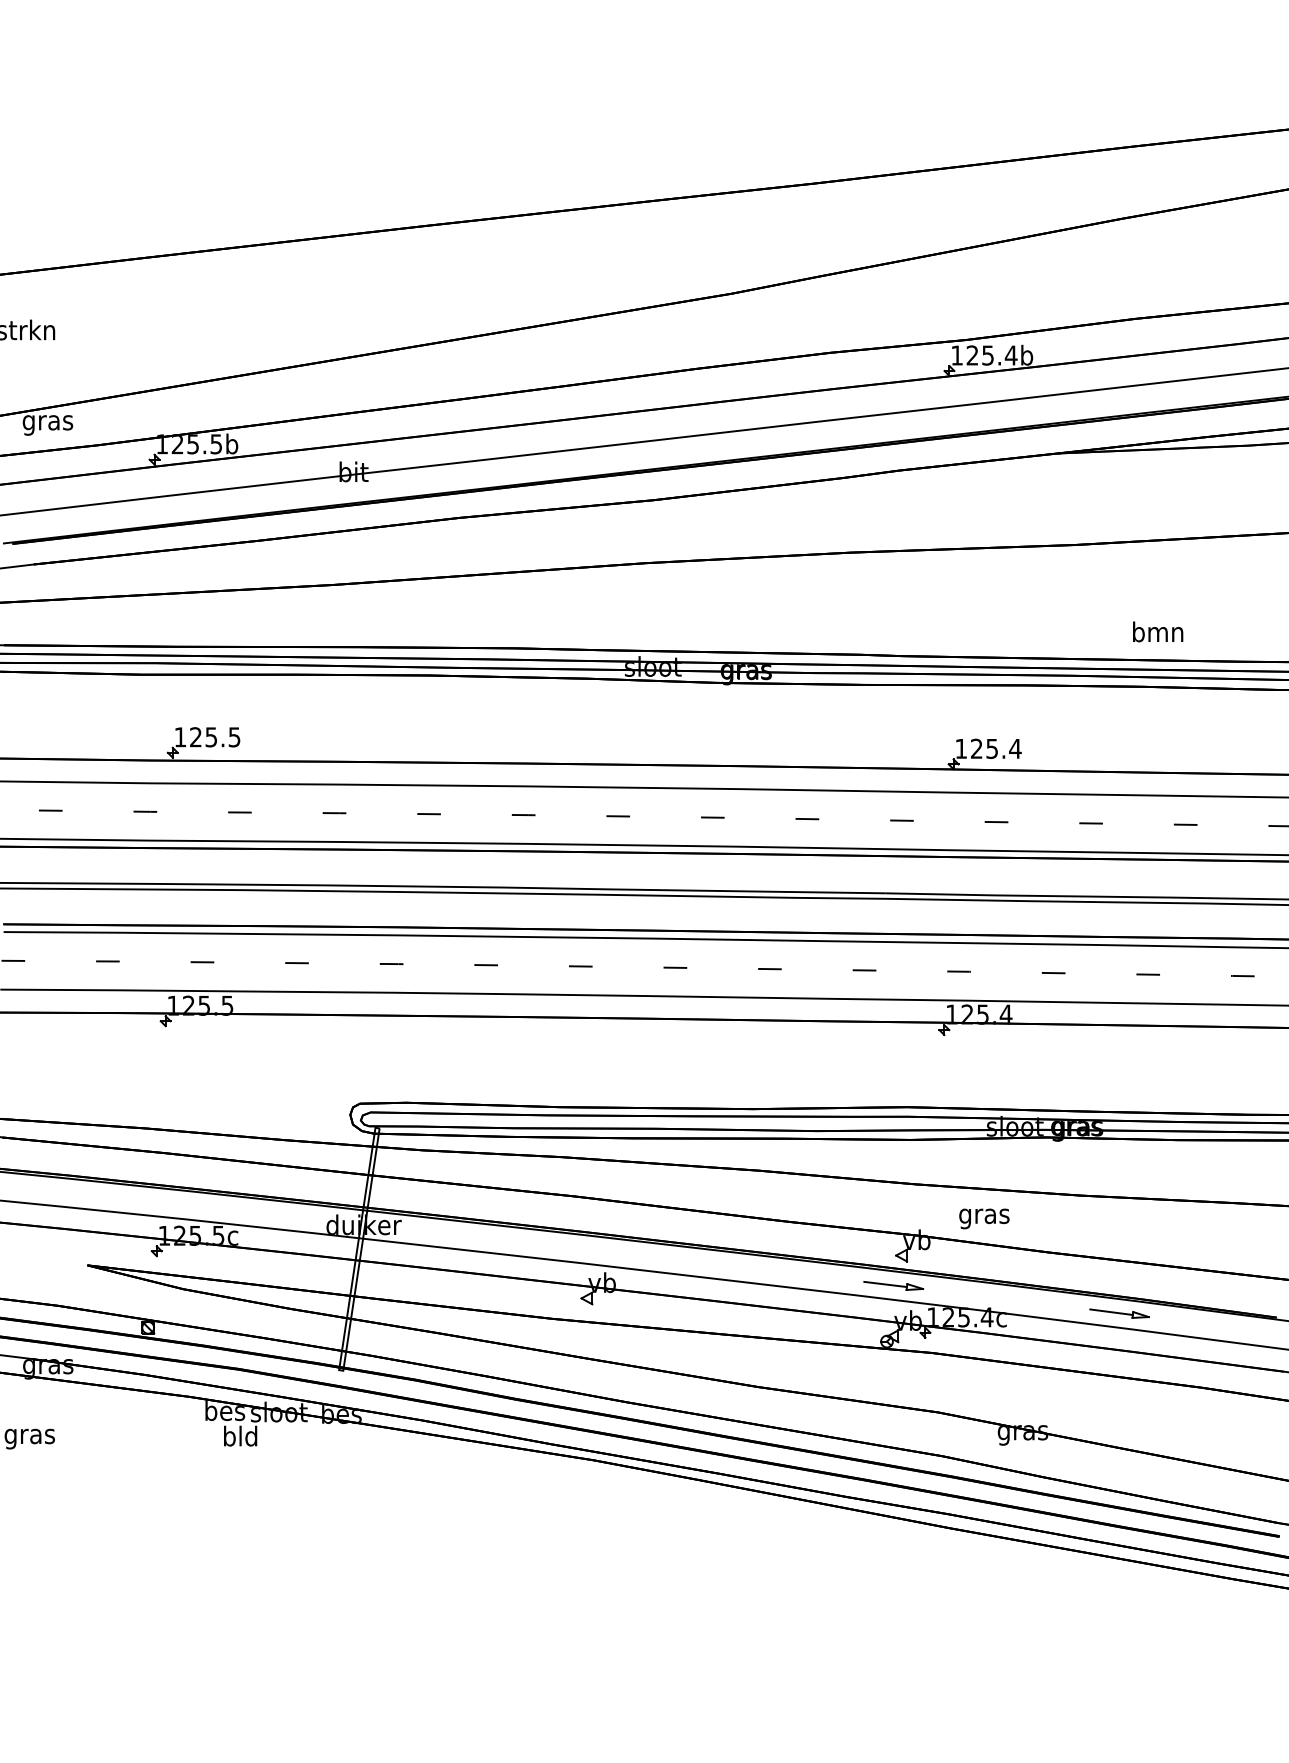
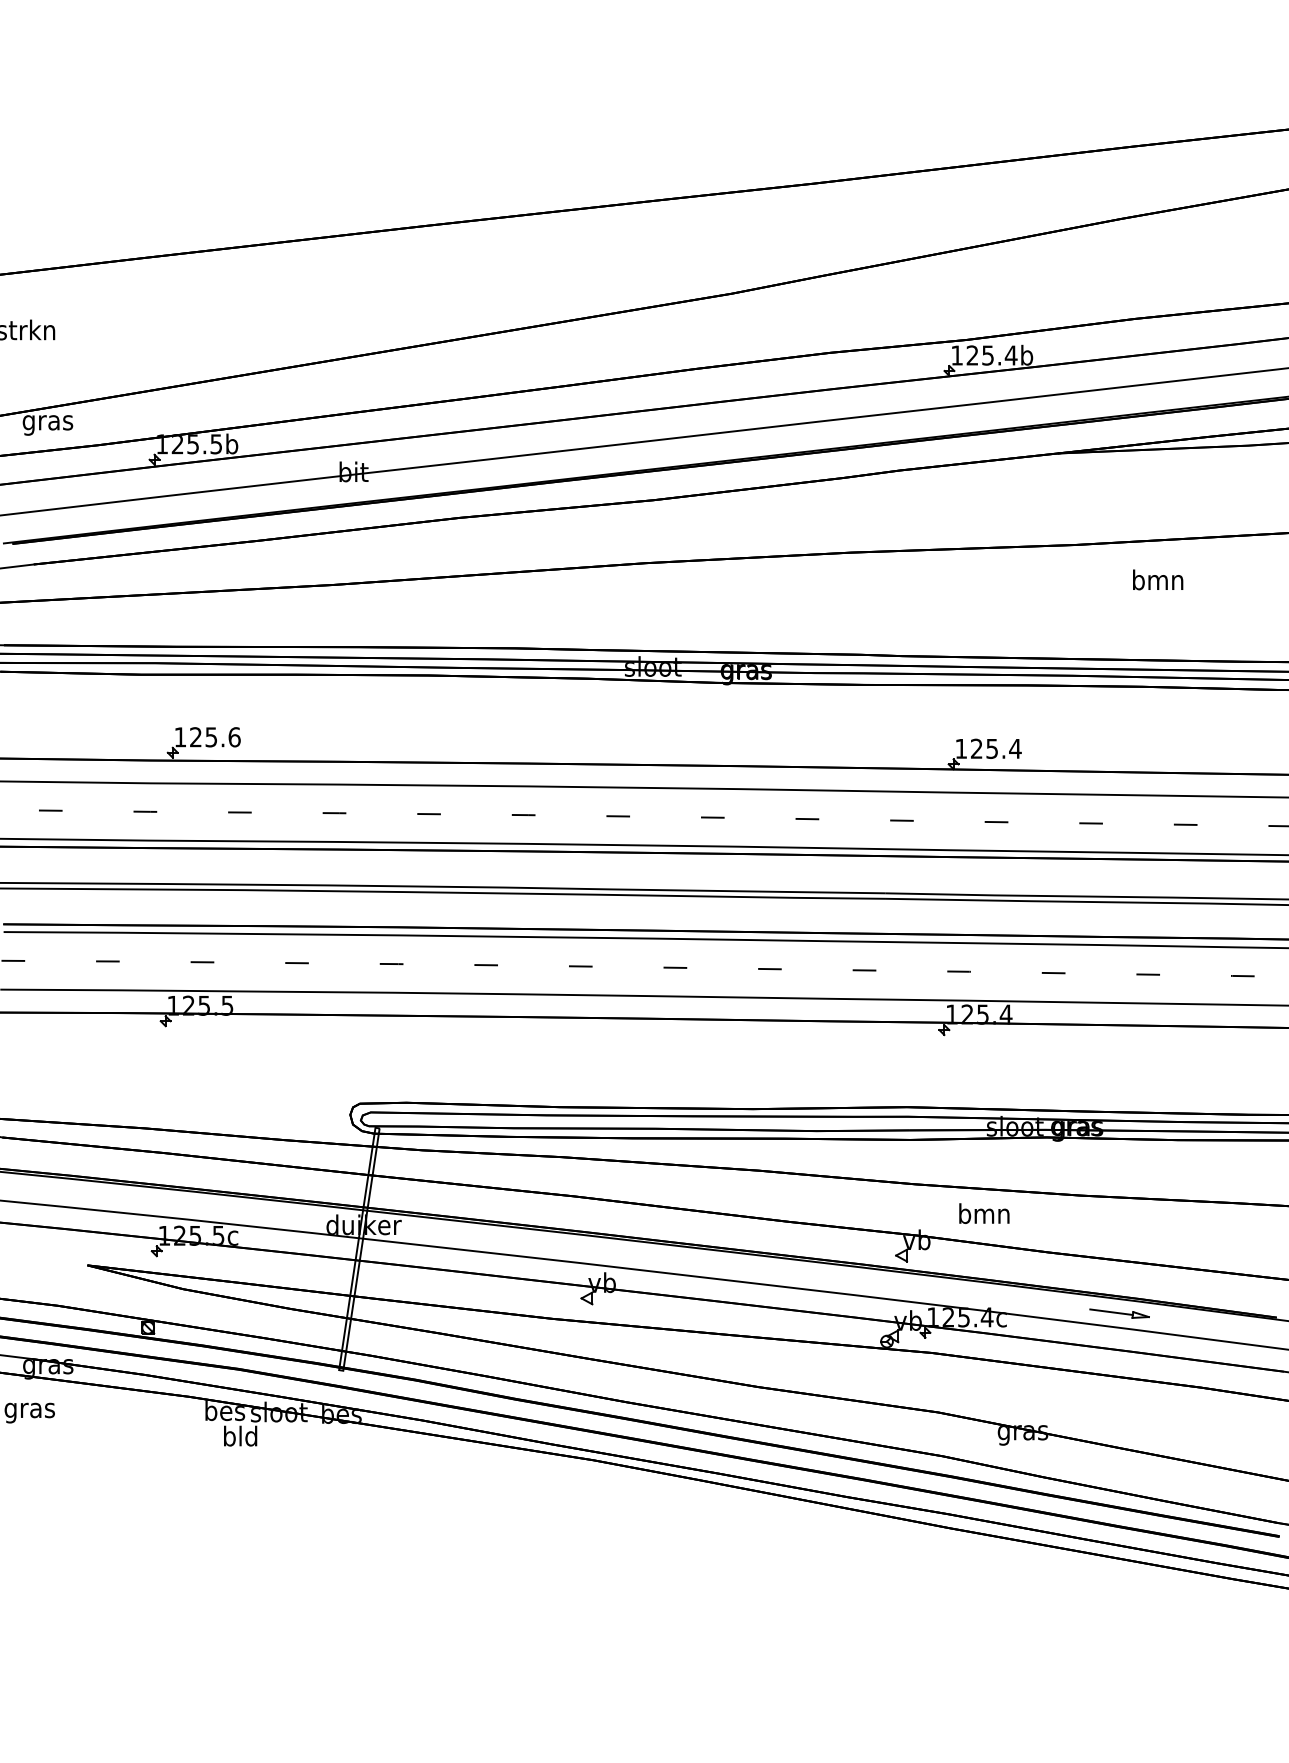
text position: (1158, 631) -> (1158, 579) (1158, 579)
text: 125.5 -> 125.6 (234, 737)
text: gras -> bmn (984, 1216)
part: present -> none (893, 1285)
text position: (29, 1438) -> (29, 1412) (29, 1412)
